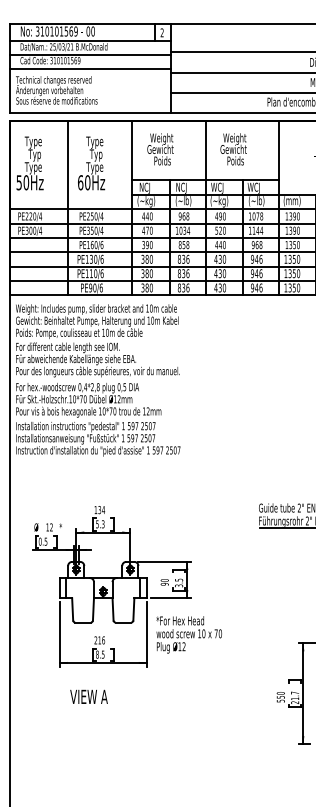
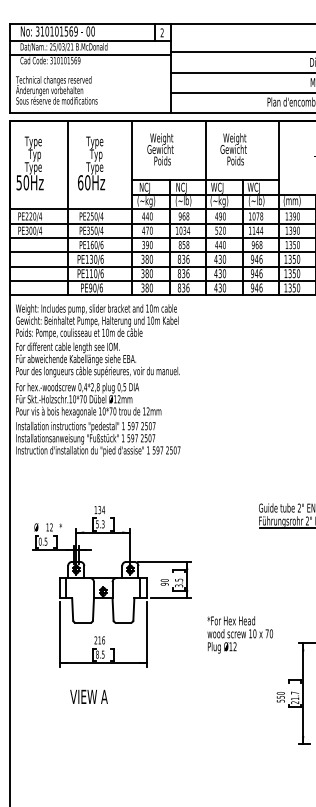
line: present -> none (90, 68)
text position: (188, 634) -> (239, 634) (239, 634)
